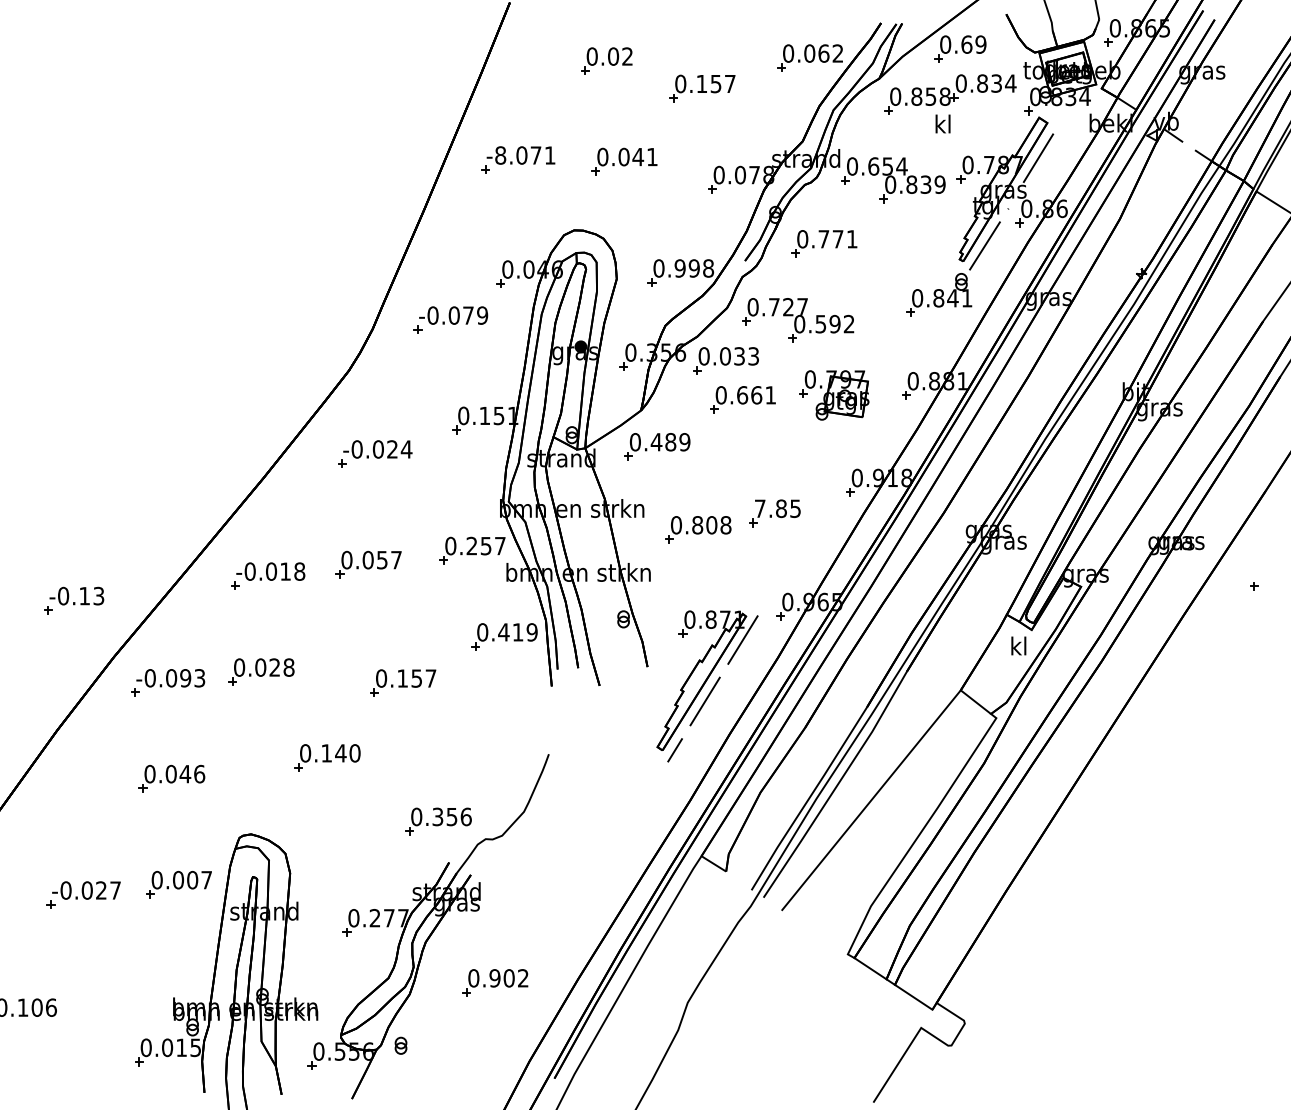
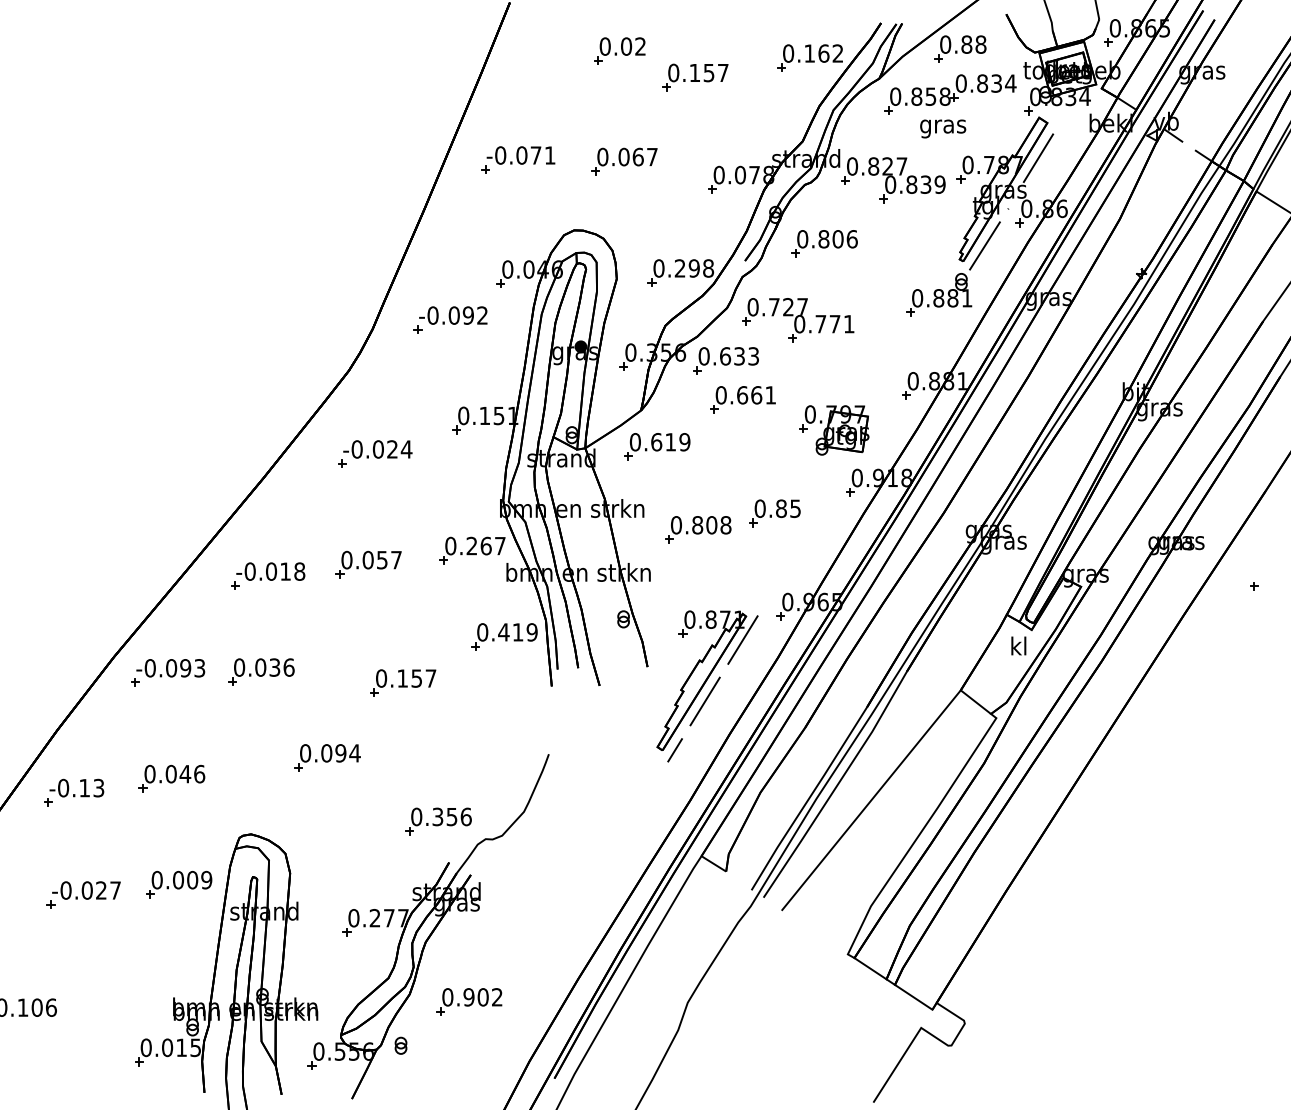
text: 0.69 -> 0.88 (973, 44)
text: 0.062 -> 0.162 (809, 53)
part position: (606, 60) -> (619, 50) (619, 50)
part position: (702, 88) -> (695, 77) (695, 77)
text: kl -> gras (943, 126)
text: -8.071 -> -0.071 (500, 155)
text: 0.041 -> 0.067 (644, 156)
text: 0.654 -> 0.827 (887, 166)
text: 0.771 -> 0.806 (837, 239)
text: 0.998 -> 0.298 (679, 268)
text: 0.841 -> 0.881 (952, 298)
text: -0.079 -> -0.092 (475, 315)
text: 0.592 -> 0.771 (834, 323)
text: 0.033 -> 0.633 (725, 356)
part position: (834, 395) -> (834, 430) (834, 430)
text: 0.489 -> 0.619 (663, 442)
text: 7.85 -> 0.85 (759, 508)
text: 0.257 -> 0.267 (485, 545)
part position: (74, 600) -> (74, 792) (74, 792)
text: 0.028 -> 0.036 (281, 667)
part position: (168, 682) -> (168, 672) (168, 672)
text: 0.140 -> 0.094 (340, 753)
text: 0.007 -> 0.009 (206, 879)
part position: (495, 982) -> (469, 1001) (469, 1001)
